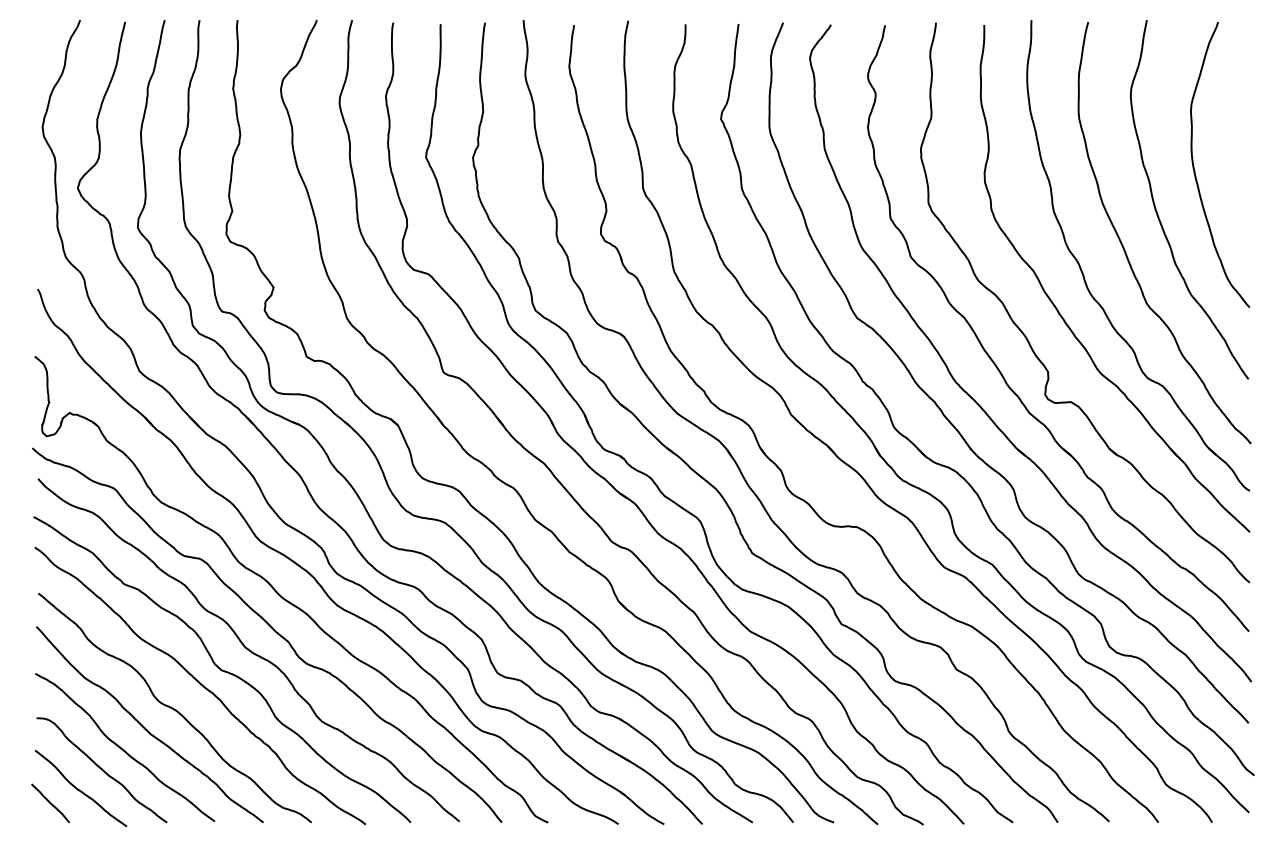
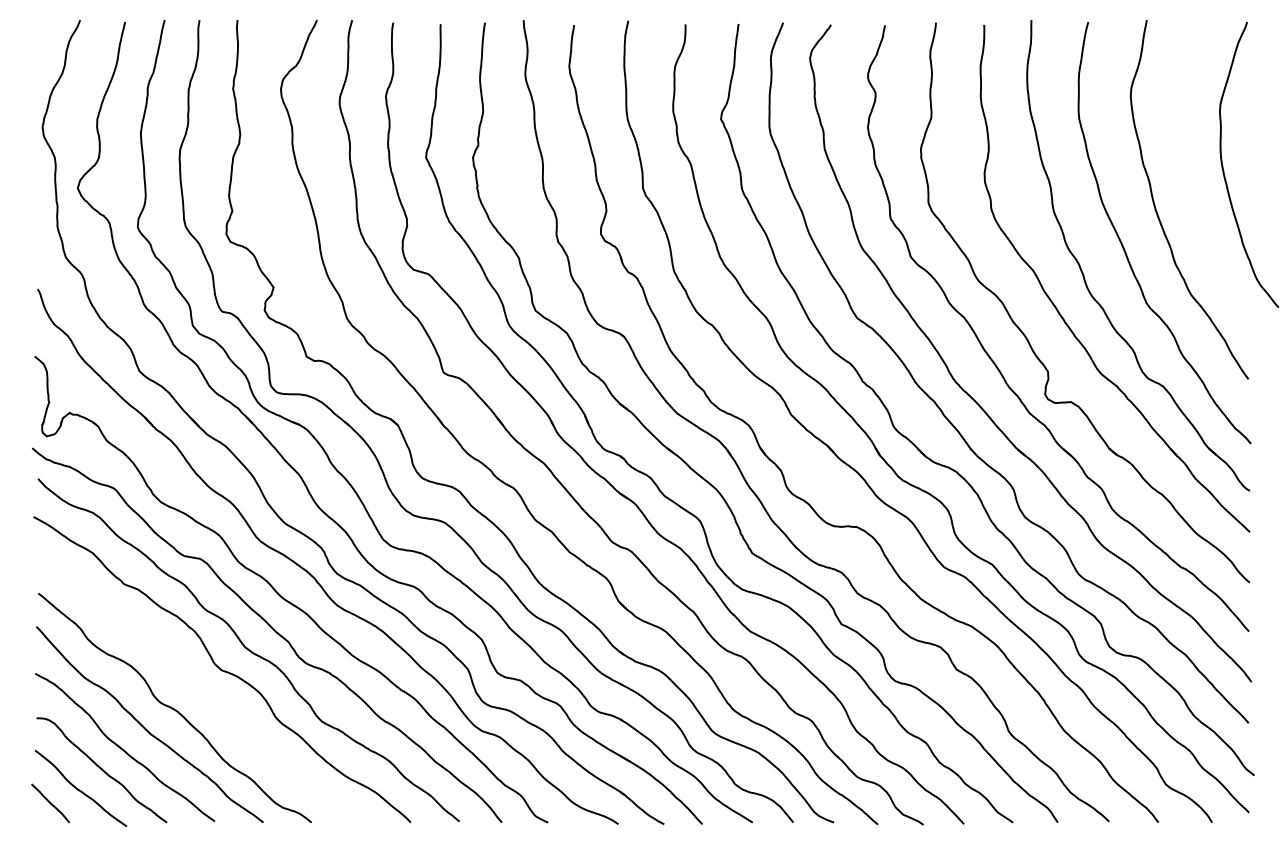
curve position: (1195, 170) -> (1224, 170) (1224, 170)
curve: present -> none (200, 685)
